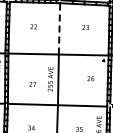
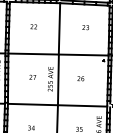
line: dashed -> solid (59, 28)
text position: (90, 78) -> (80, 78) (80, 78)
text position: (32, 83) -> (32, 76) (32, 76)
